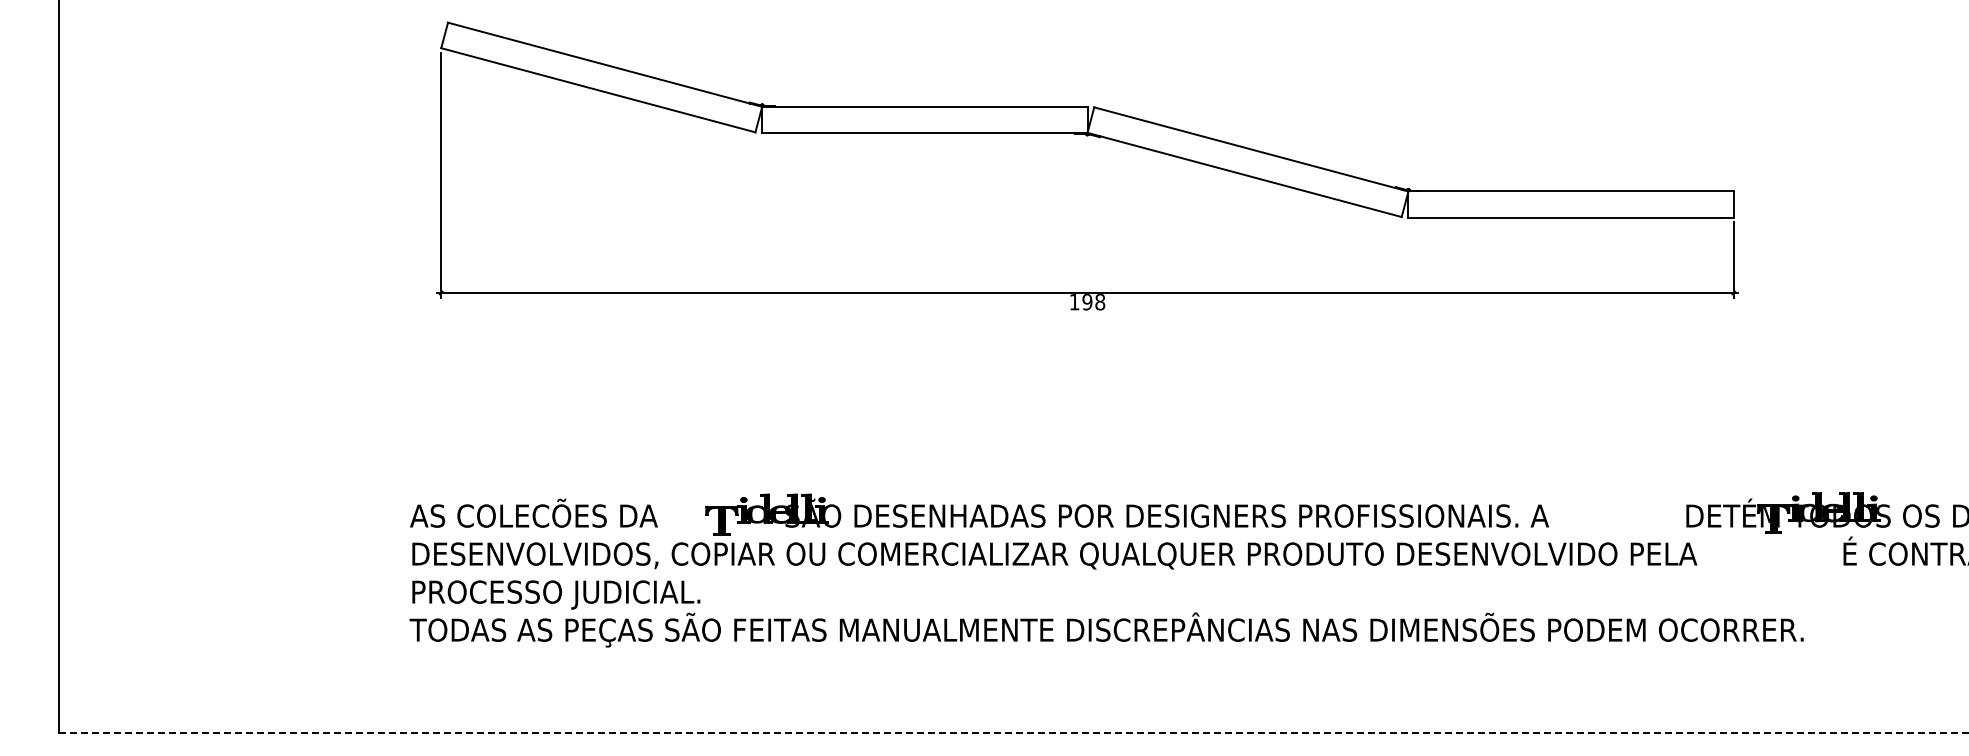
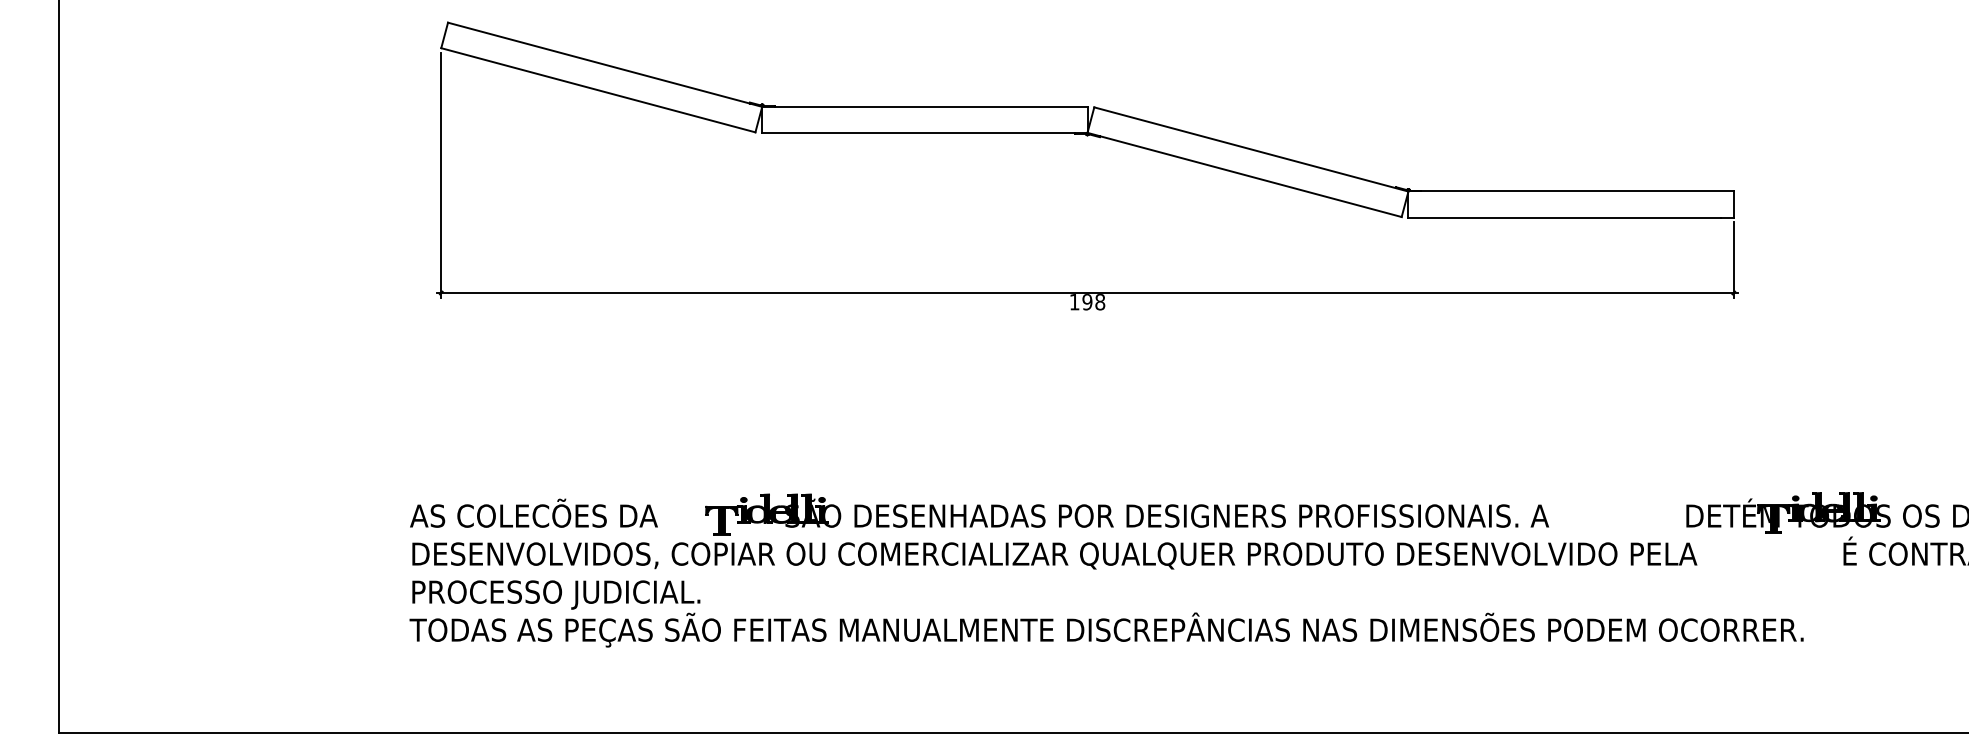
line: dashed -> solid (1013, 733)
